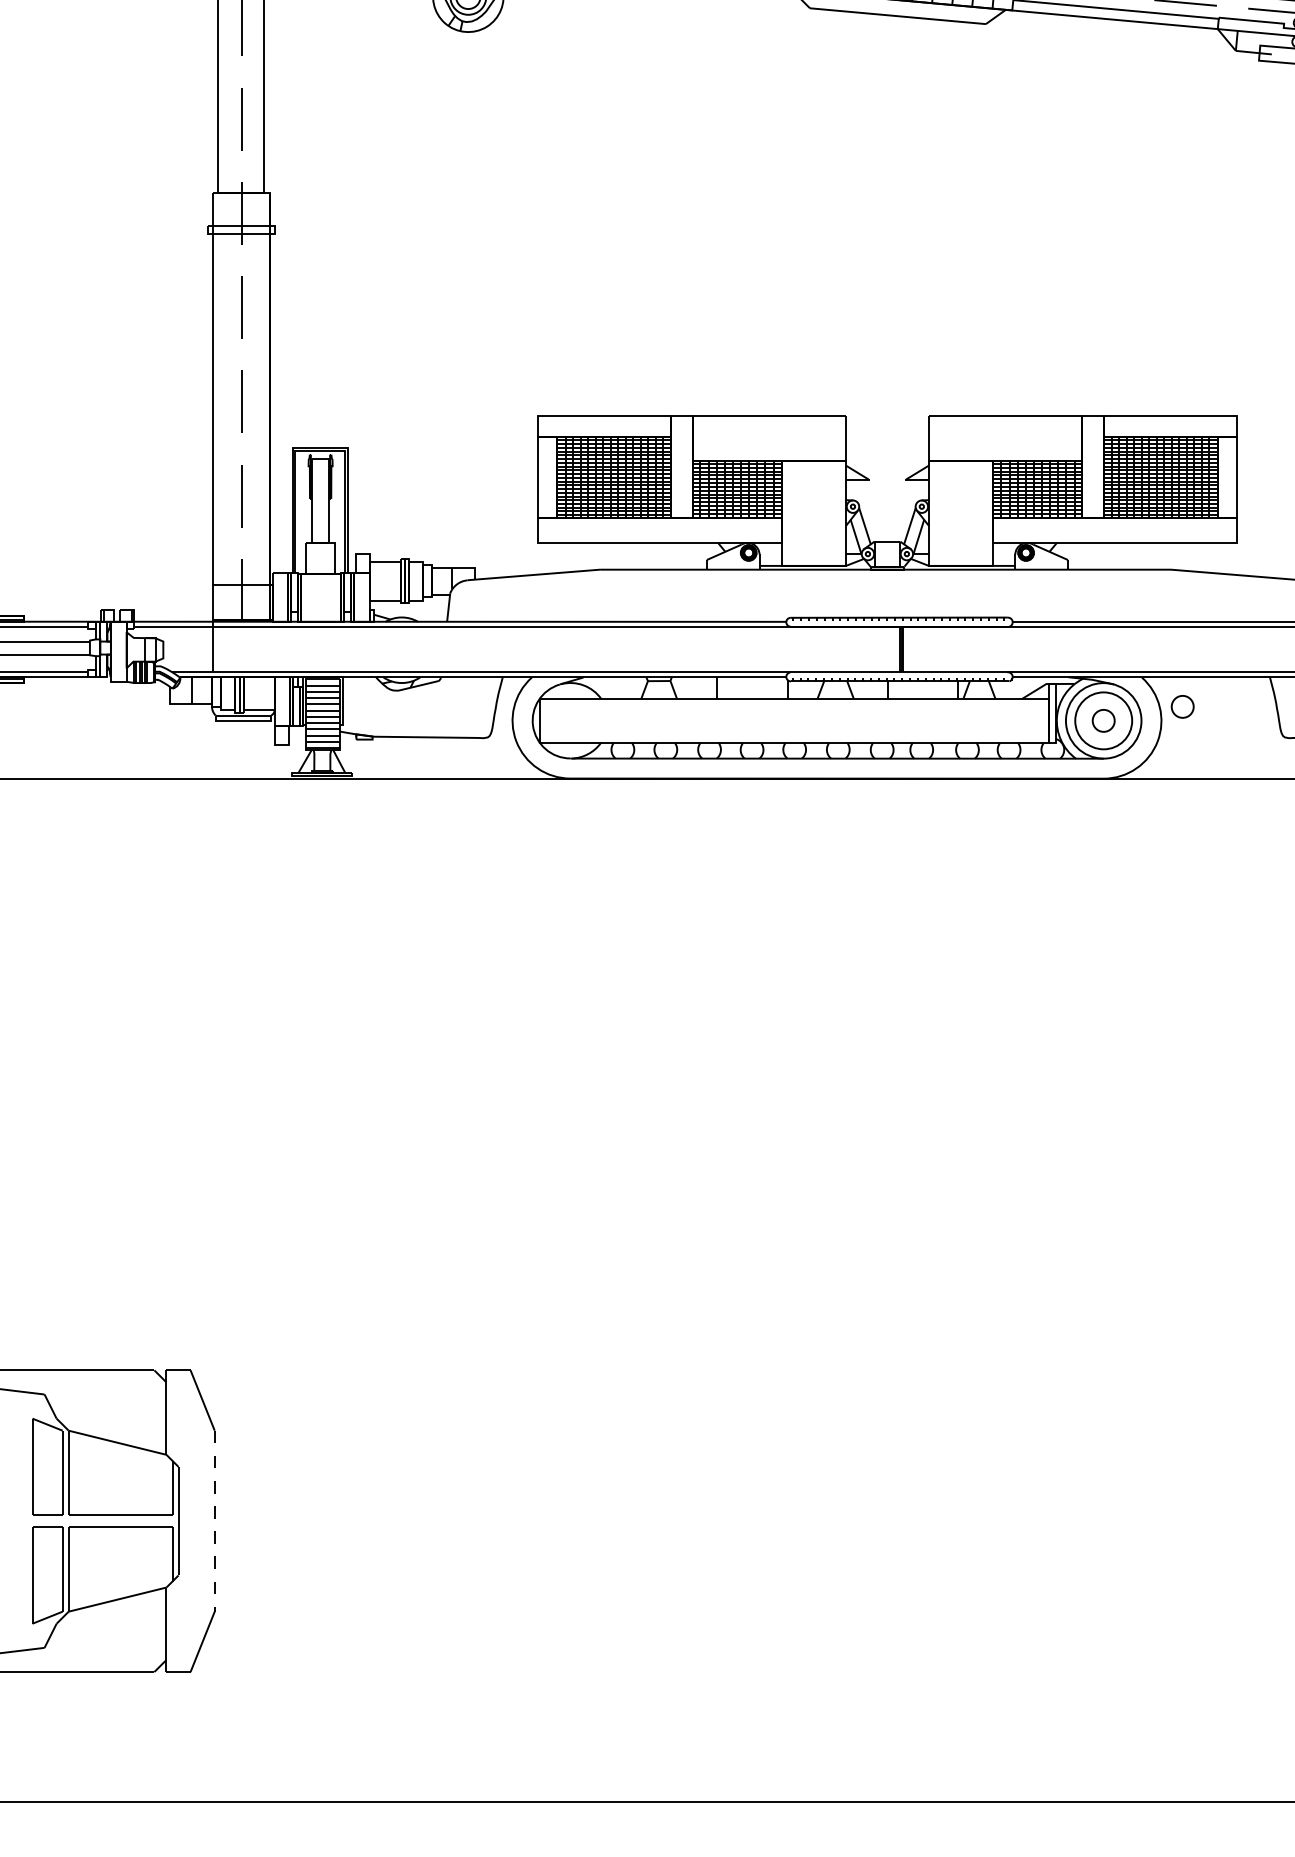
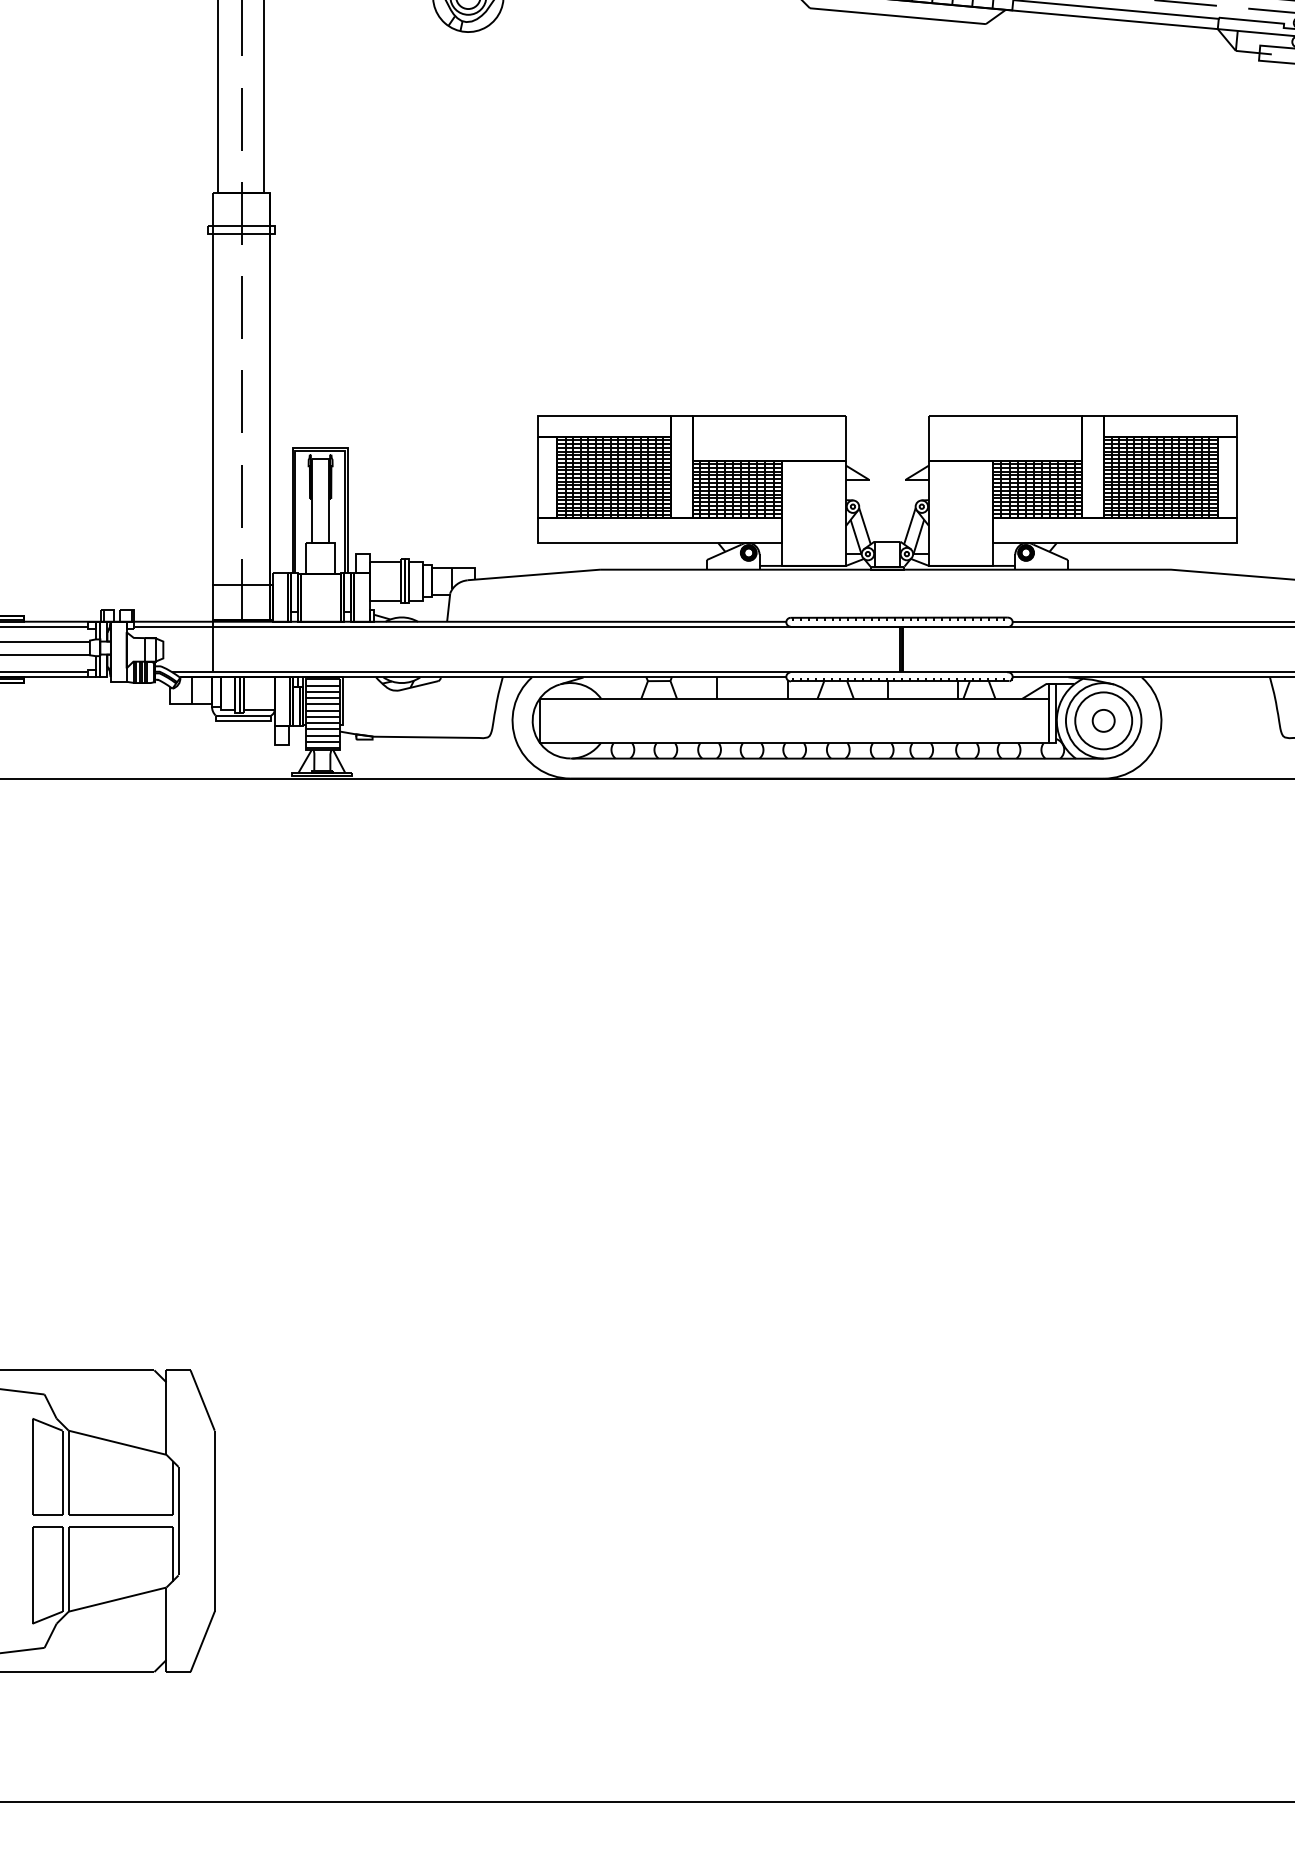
part: present -> none (1182, 706)
line: dashed -> solid (214, 1521)
